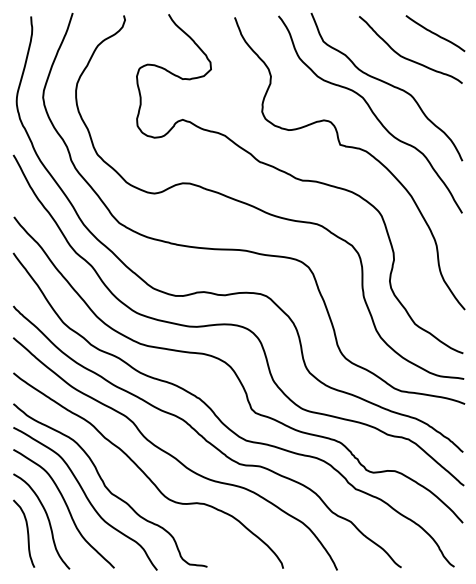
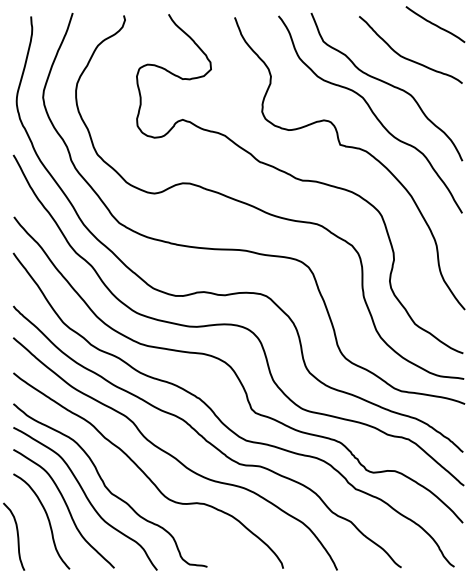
curve position: (435, 33) -> (435, 24) (435, 24)
curve position: (27, 533) -> (17, 536) (17, 536)
